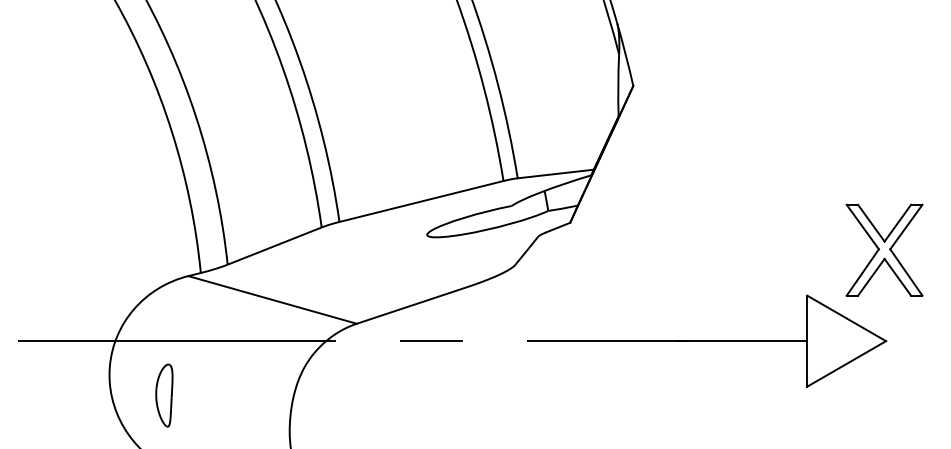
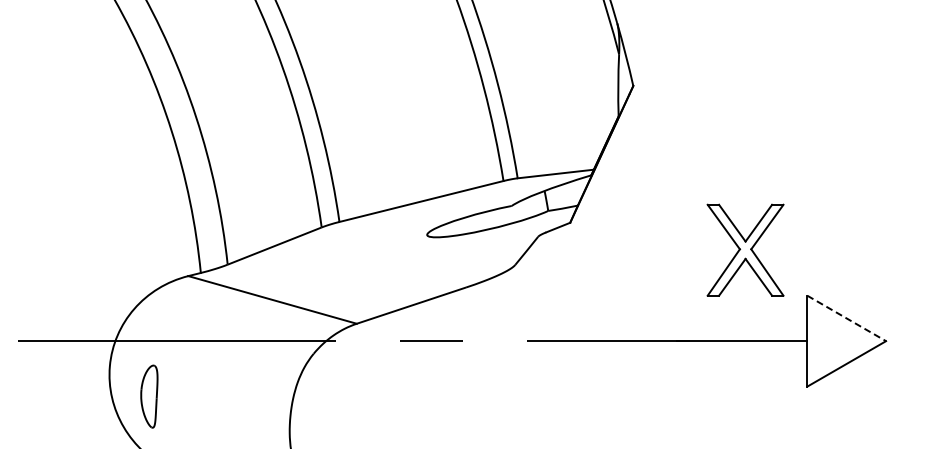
part position: (884, 249) -> (745, 249) (745, 249)
line: solid -> dashed (847, 318)
part position: (164, 395) -> (149, 396) (149, 396)
